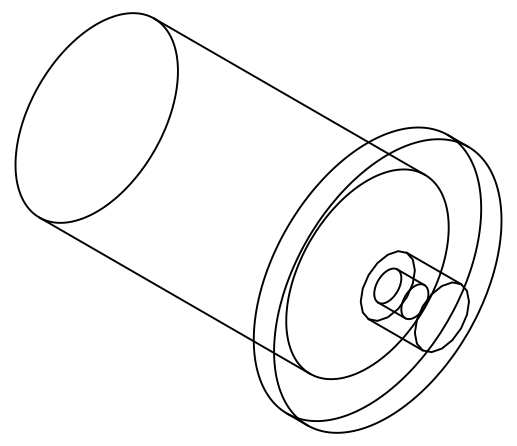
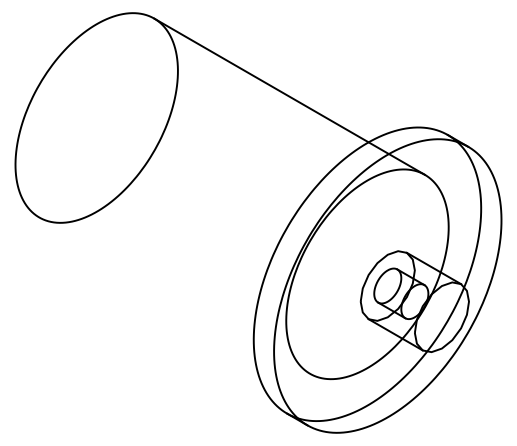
line: present -> none (174, 295)
